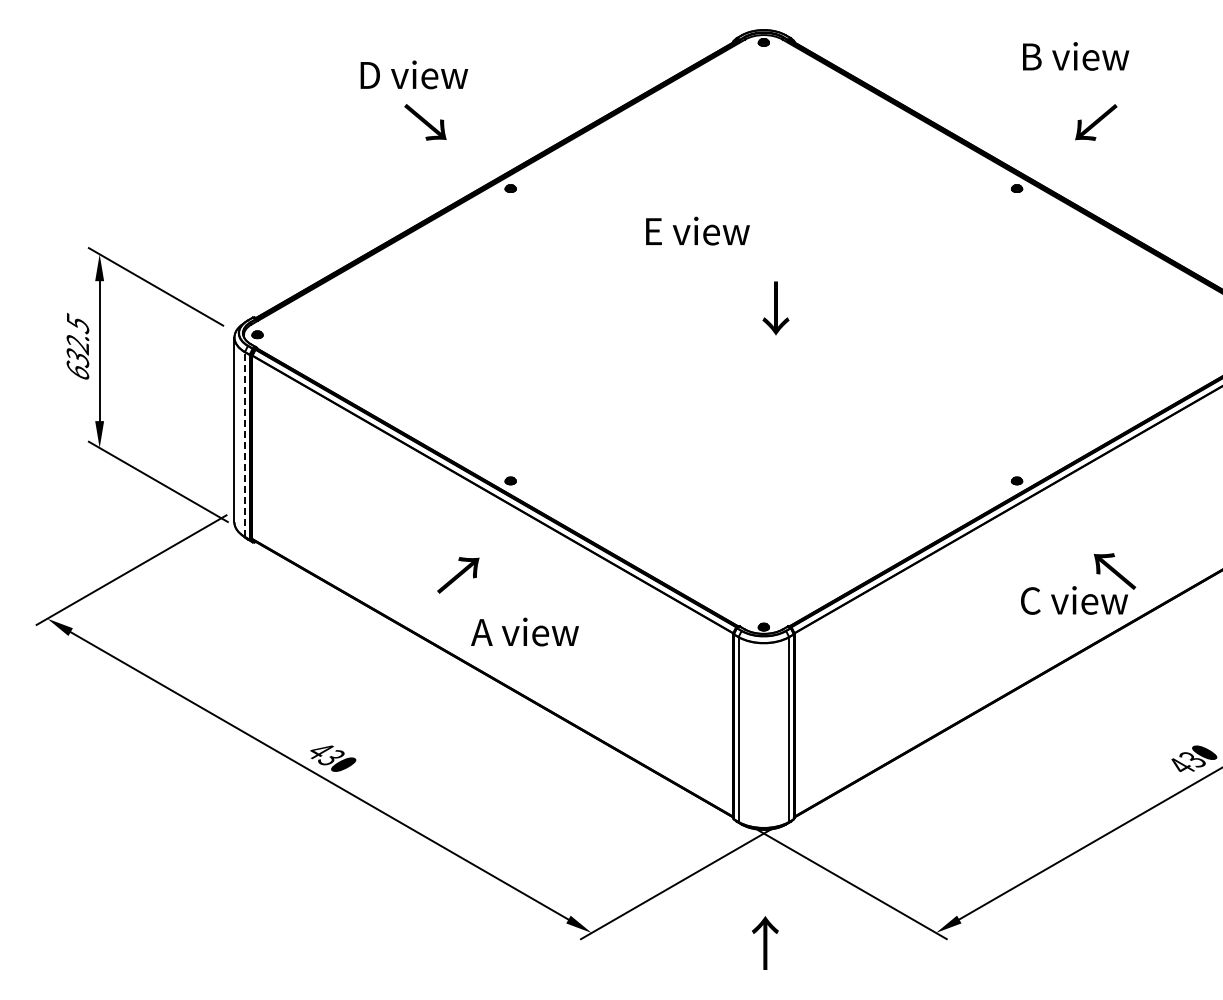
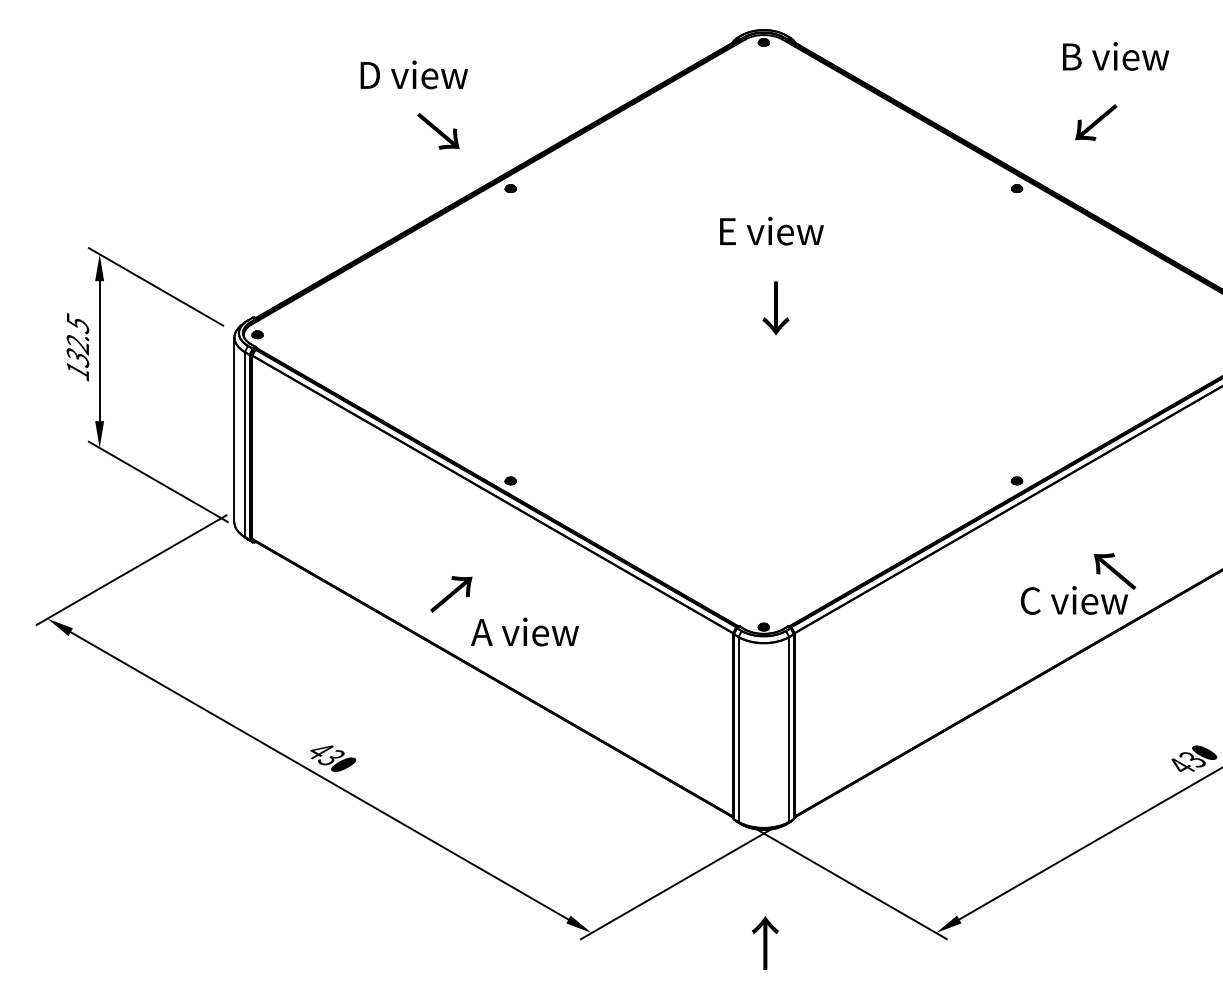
text position: (1076, 56) -> (1116, 56) (1116, 56)
text position: (425, 122) -> (438, 131) (438, 131)
text position: (697, 230) -> (771, 230) (771, 230)
text: 632.5 -> 132.5 (77, 370)
line: dashed -> solid (244, 444)
text position: (458, 575) -> (451, 594) (451, 594)
